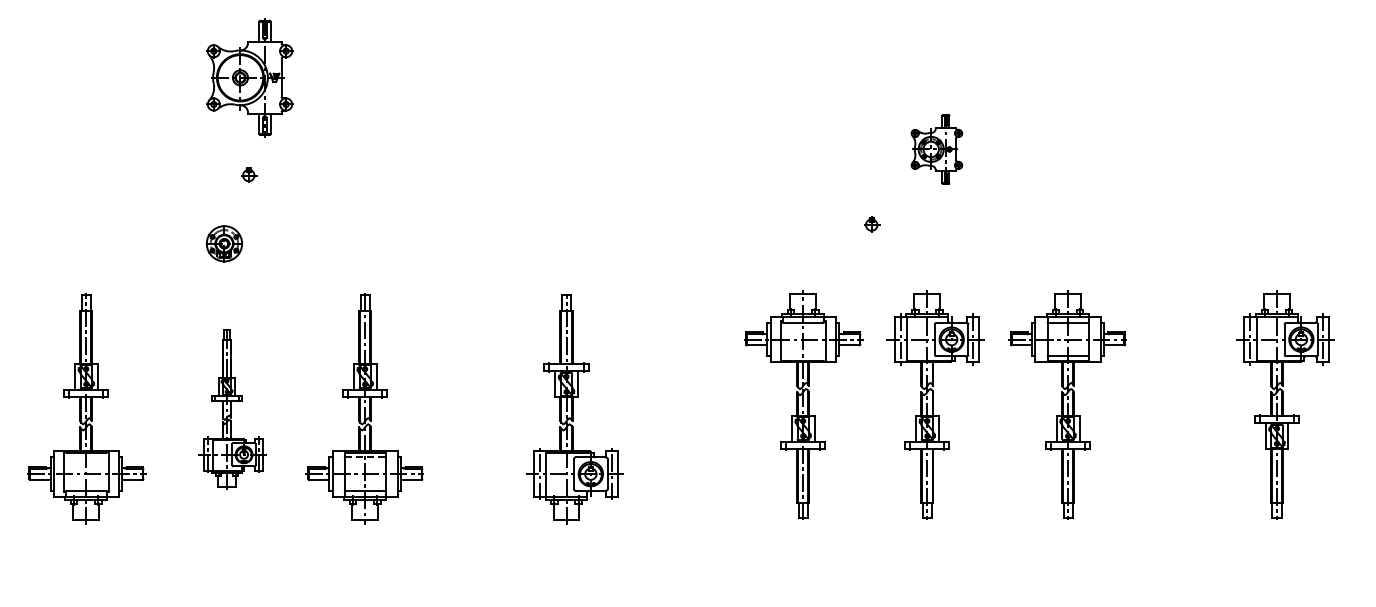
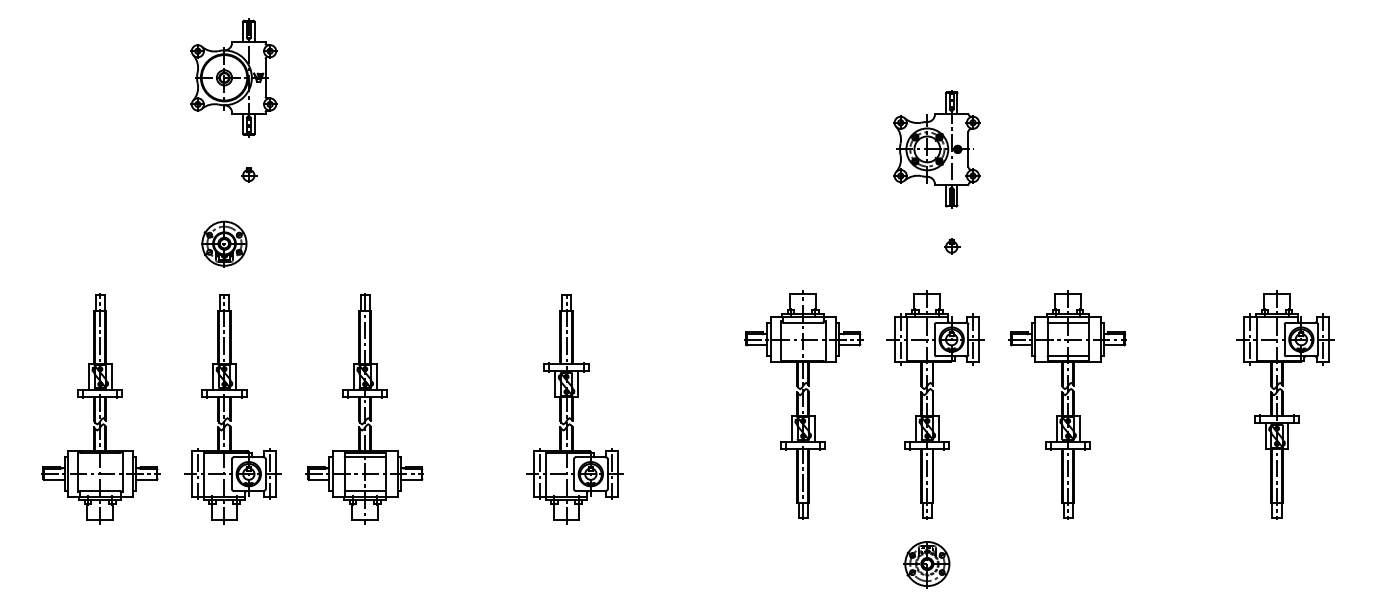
part position: (249, 77) -> (233, 77) (233, 77)
part size: 54x71 px -> 88x119 px (936, 149)
part position: (872, 224) -> (952, 246) (952, 246)
part size: 37x38 px -> 47x48 px (224, 243)
part position: (86, 408) -> (100, 408) (100, 408)
part size: 69x161 px -> 98x231 px (232, 409)
line: dashed -> solid (365, 457)
part: none -> present (926, 564)
